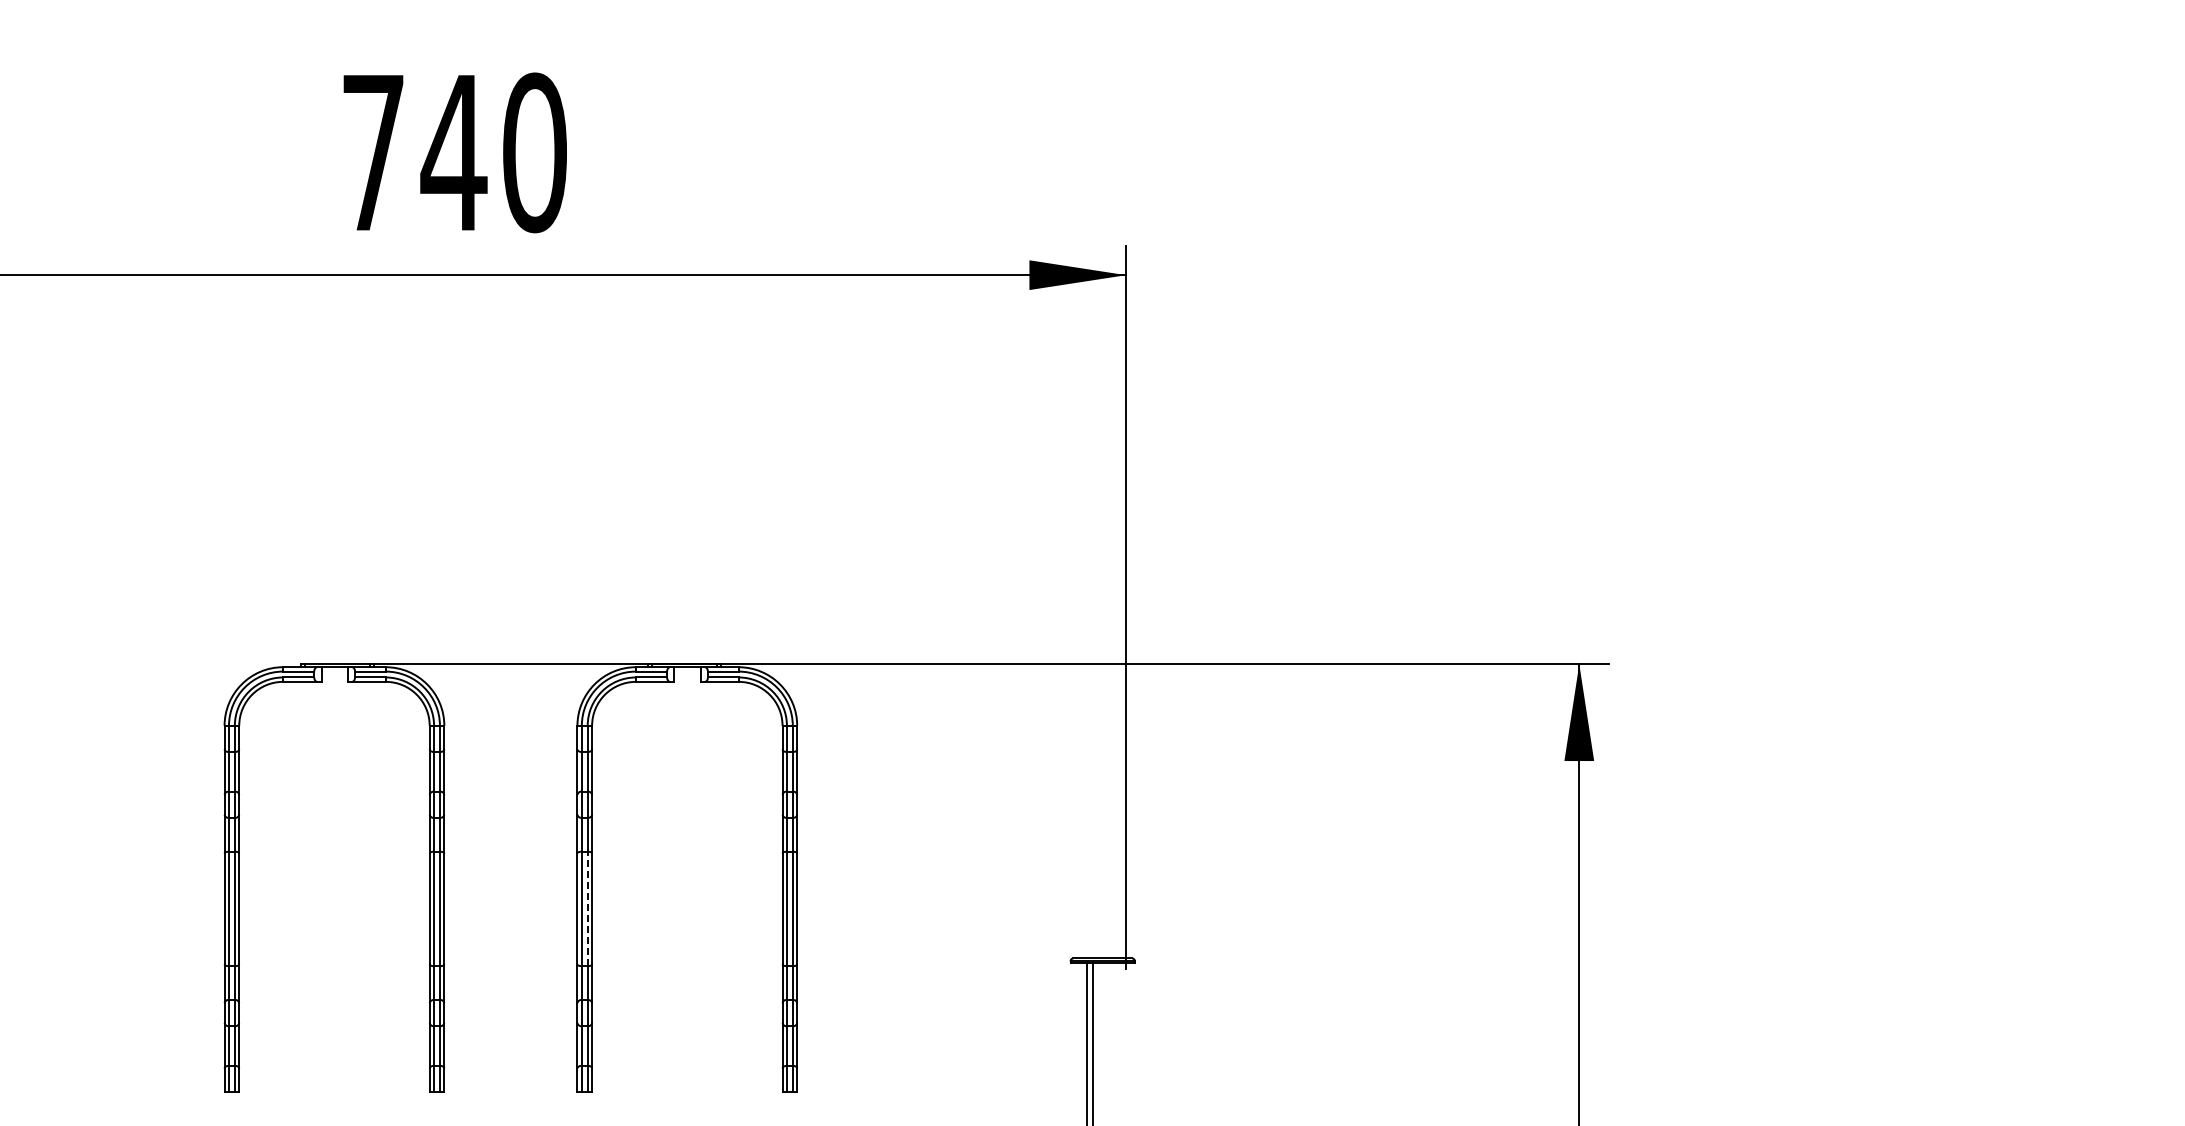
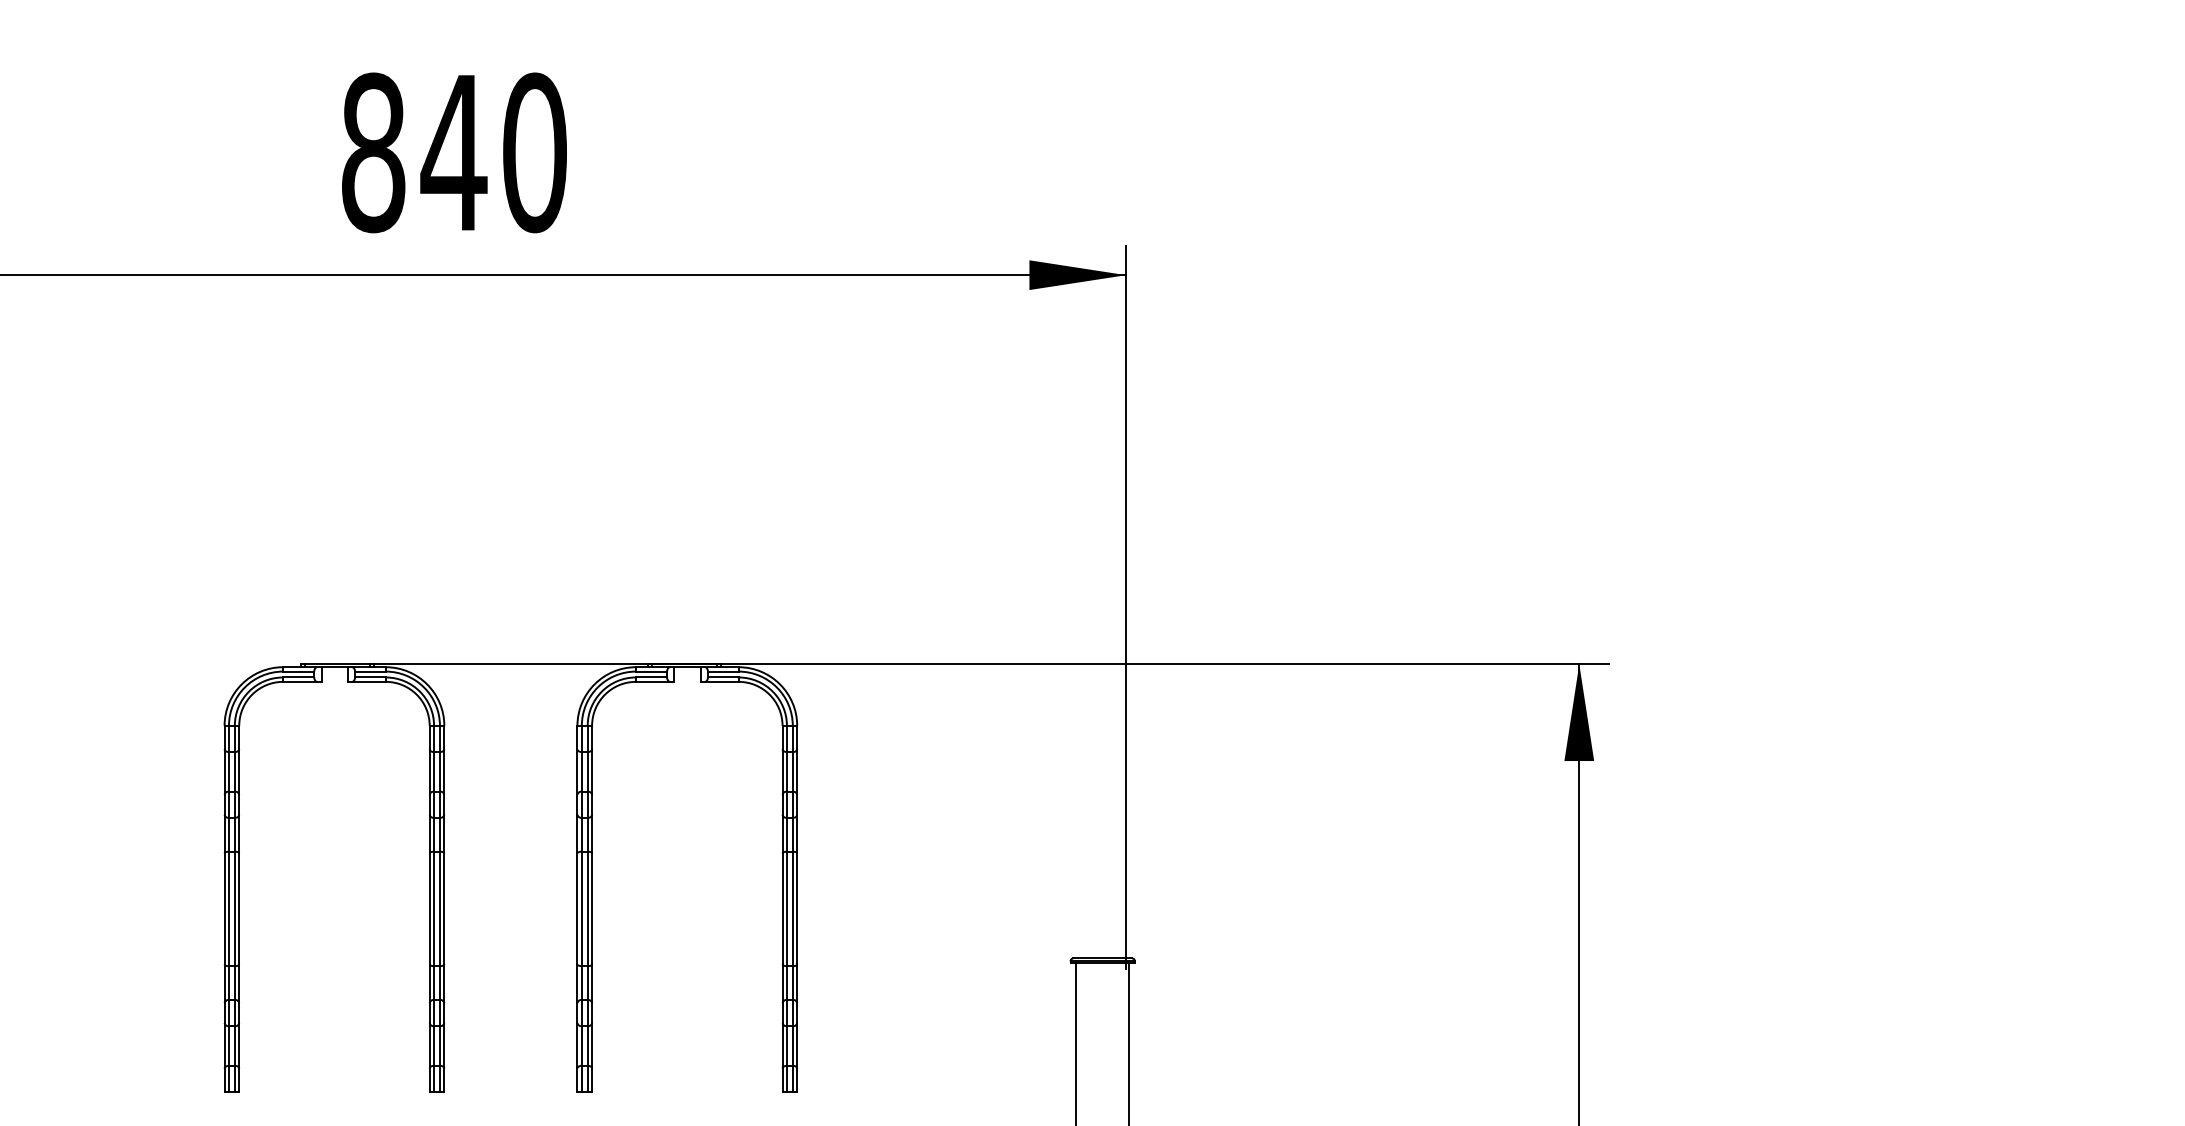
text: 740 -> 840 (373, 152)
line: dashed -> solid (587, 908)
line position: (1087, 1042) -> (1129, 1042) (1129, 1042)
line position: (1093, 1042) -> (1076, 1042) (1076, 1042)
